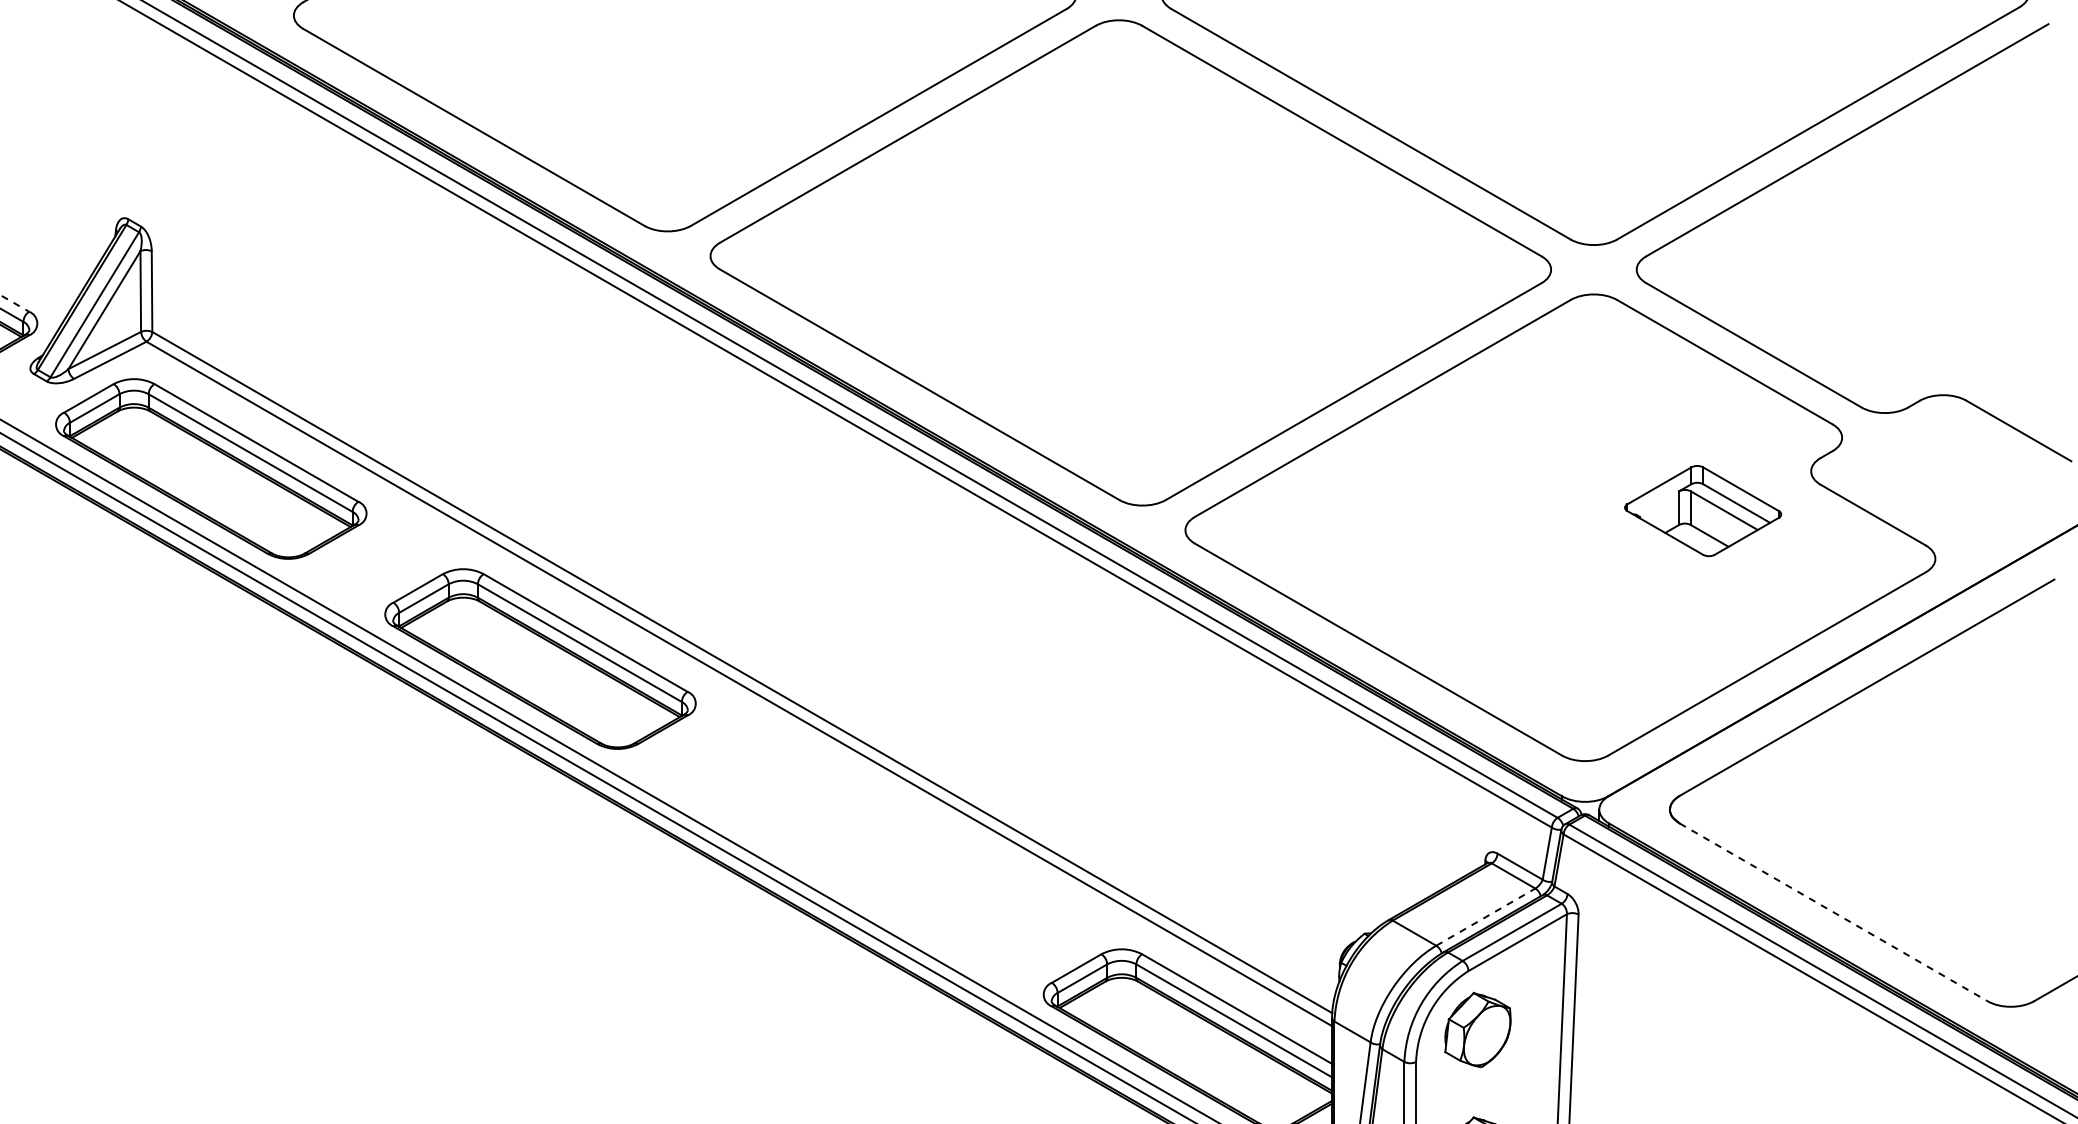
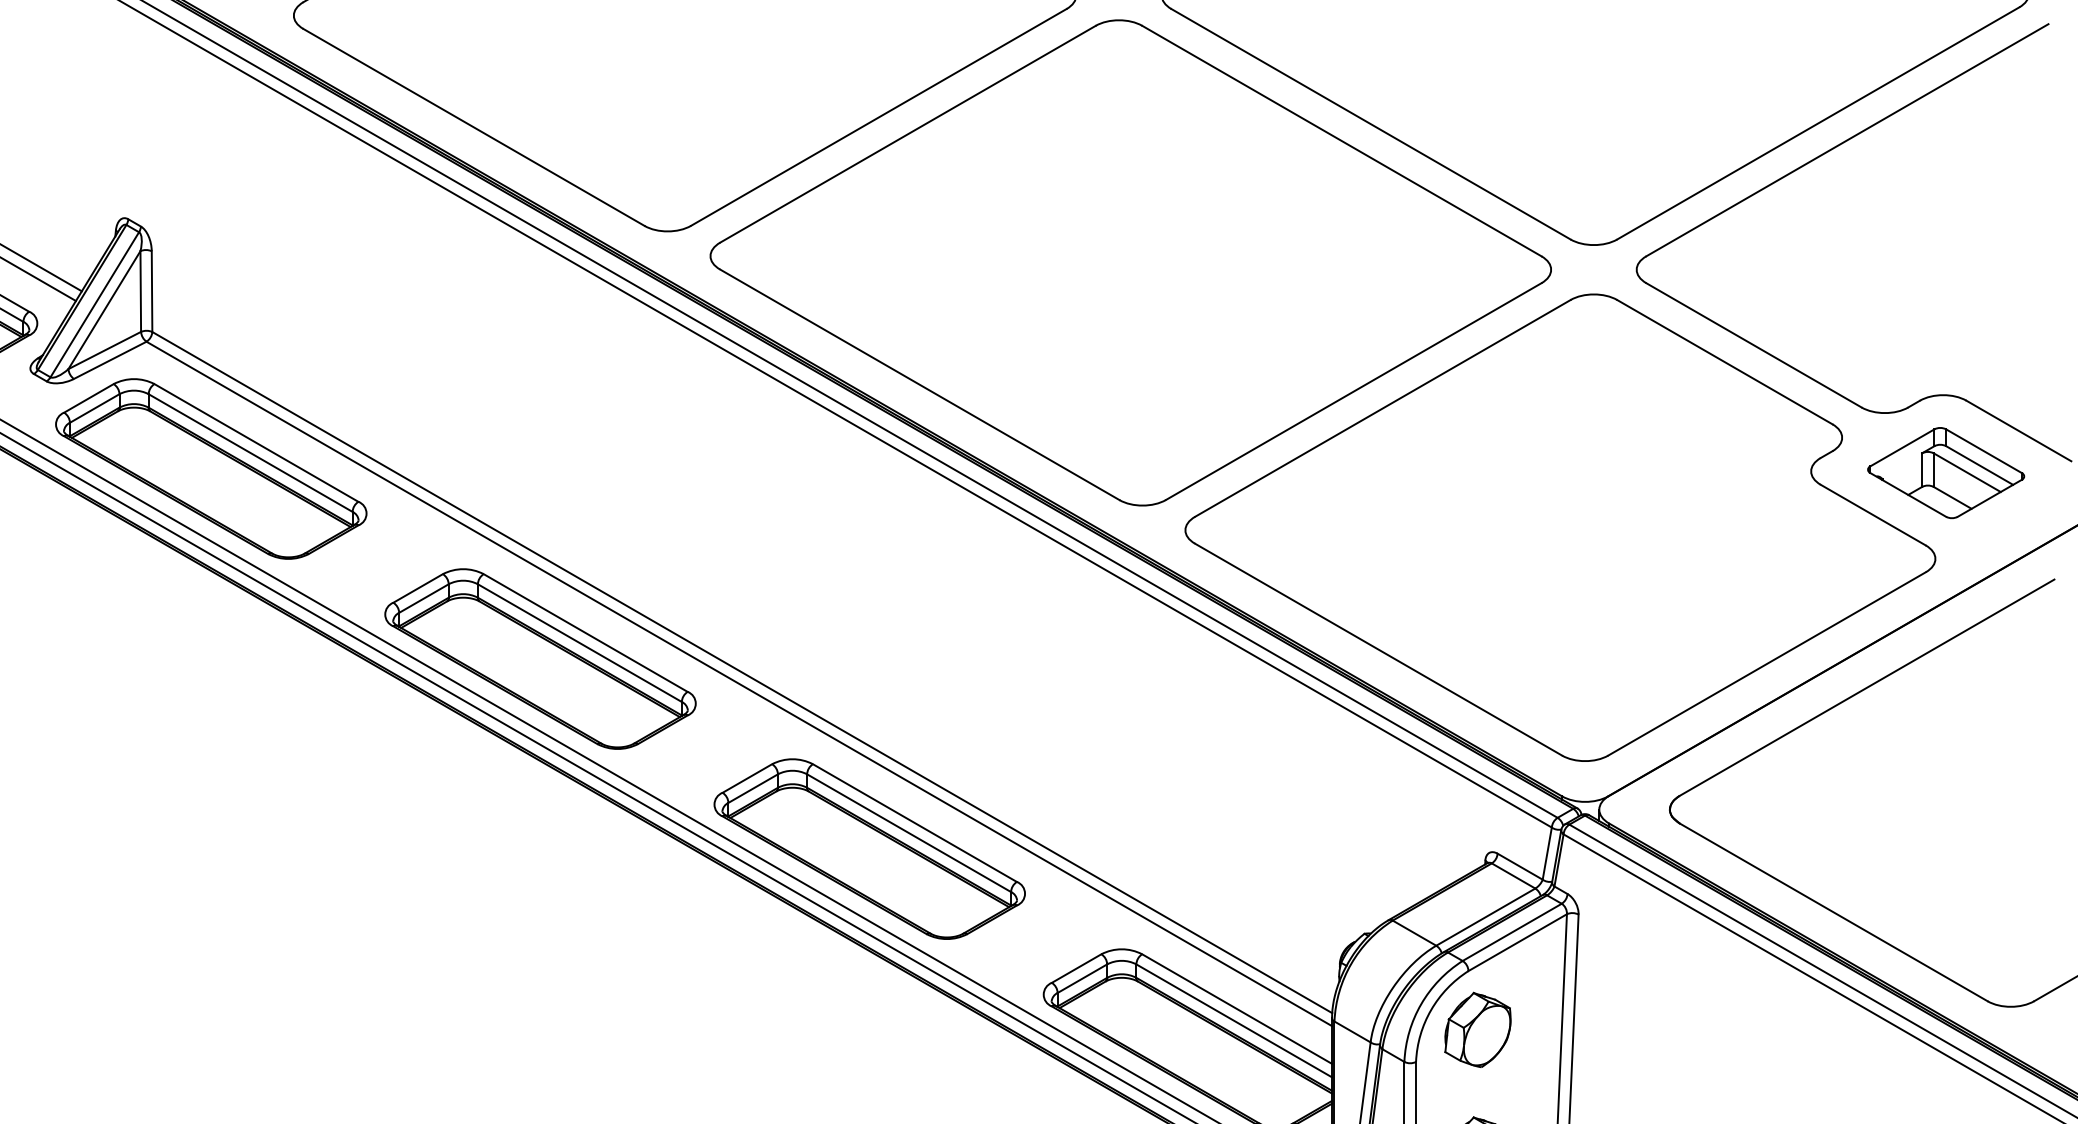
line: none -> present (41, 268)
line: none -> present (38, 279)
line: dashed -> solid (15, 303)
part position: (1703, 511) -> (1946, 473) (1946, 473)
part: none -> present (869, 848)
line: dashed -> solid (1833, 912)
line: dashed -> solid (1486, 916)
